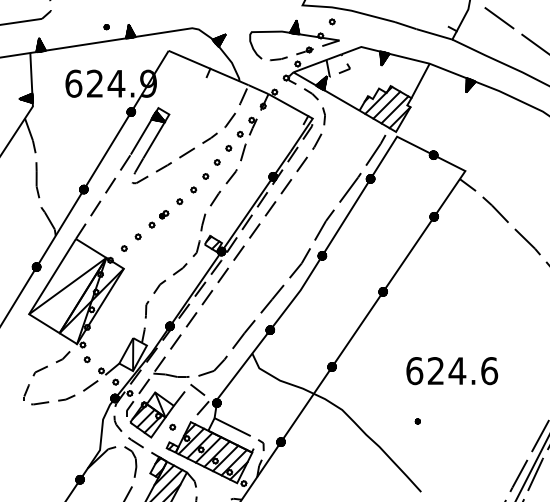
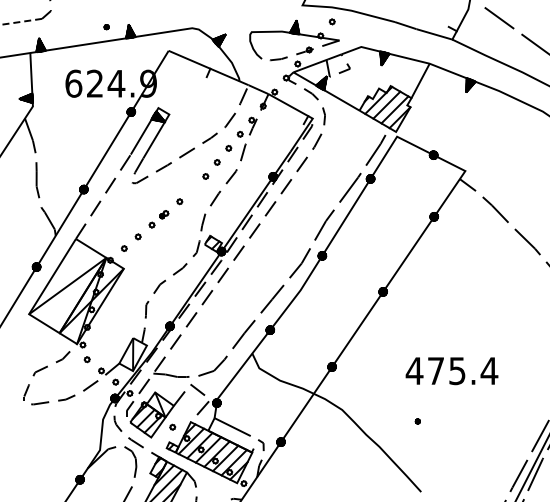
line: solid -> dashed (21, 21)
part: present -> none (193, 189)
text: 624.6 -> 475.4 (451, 371)
